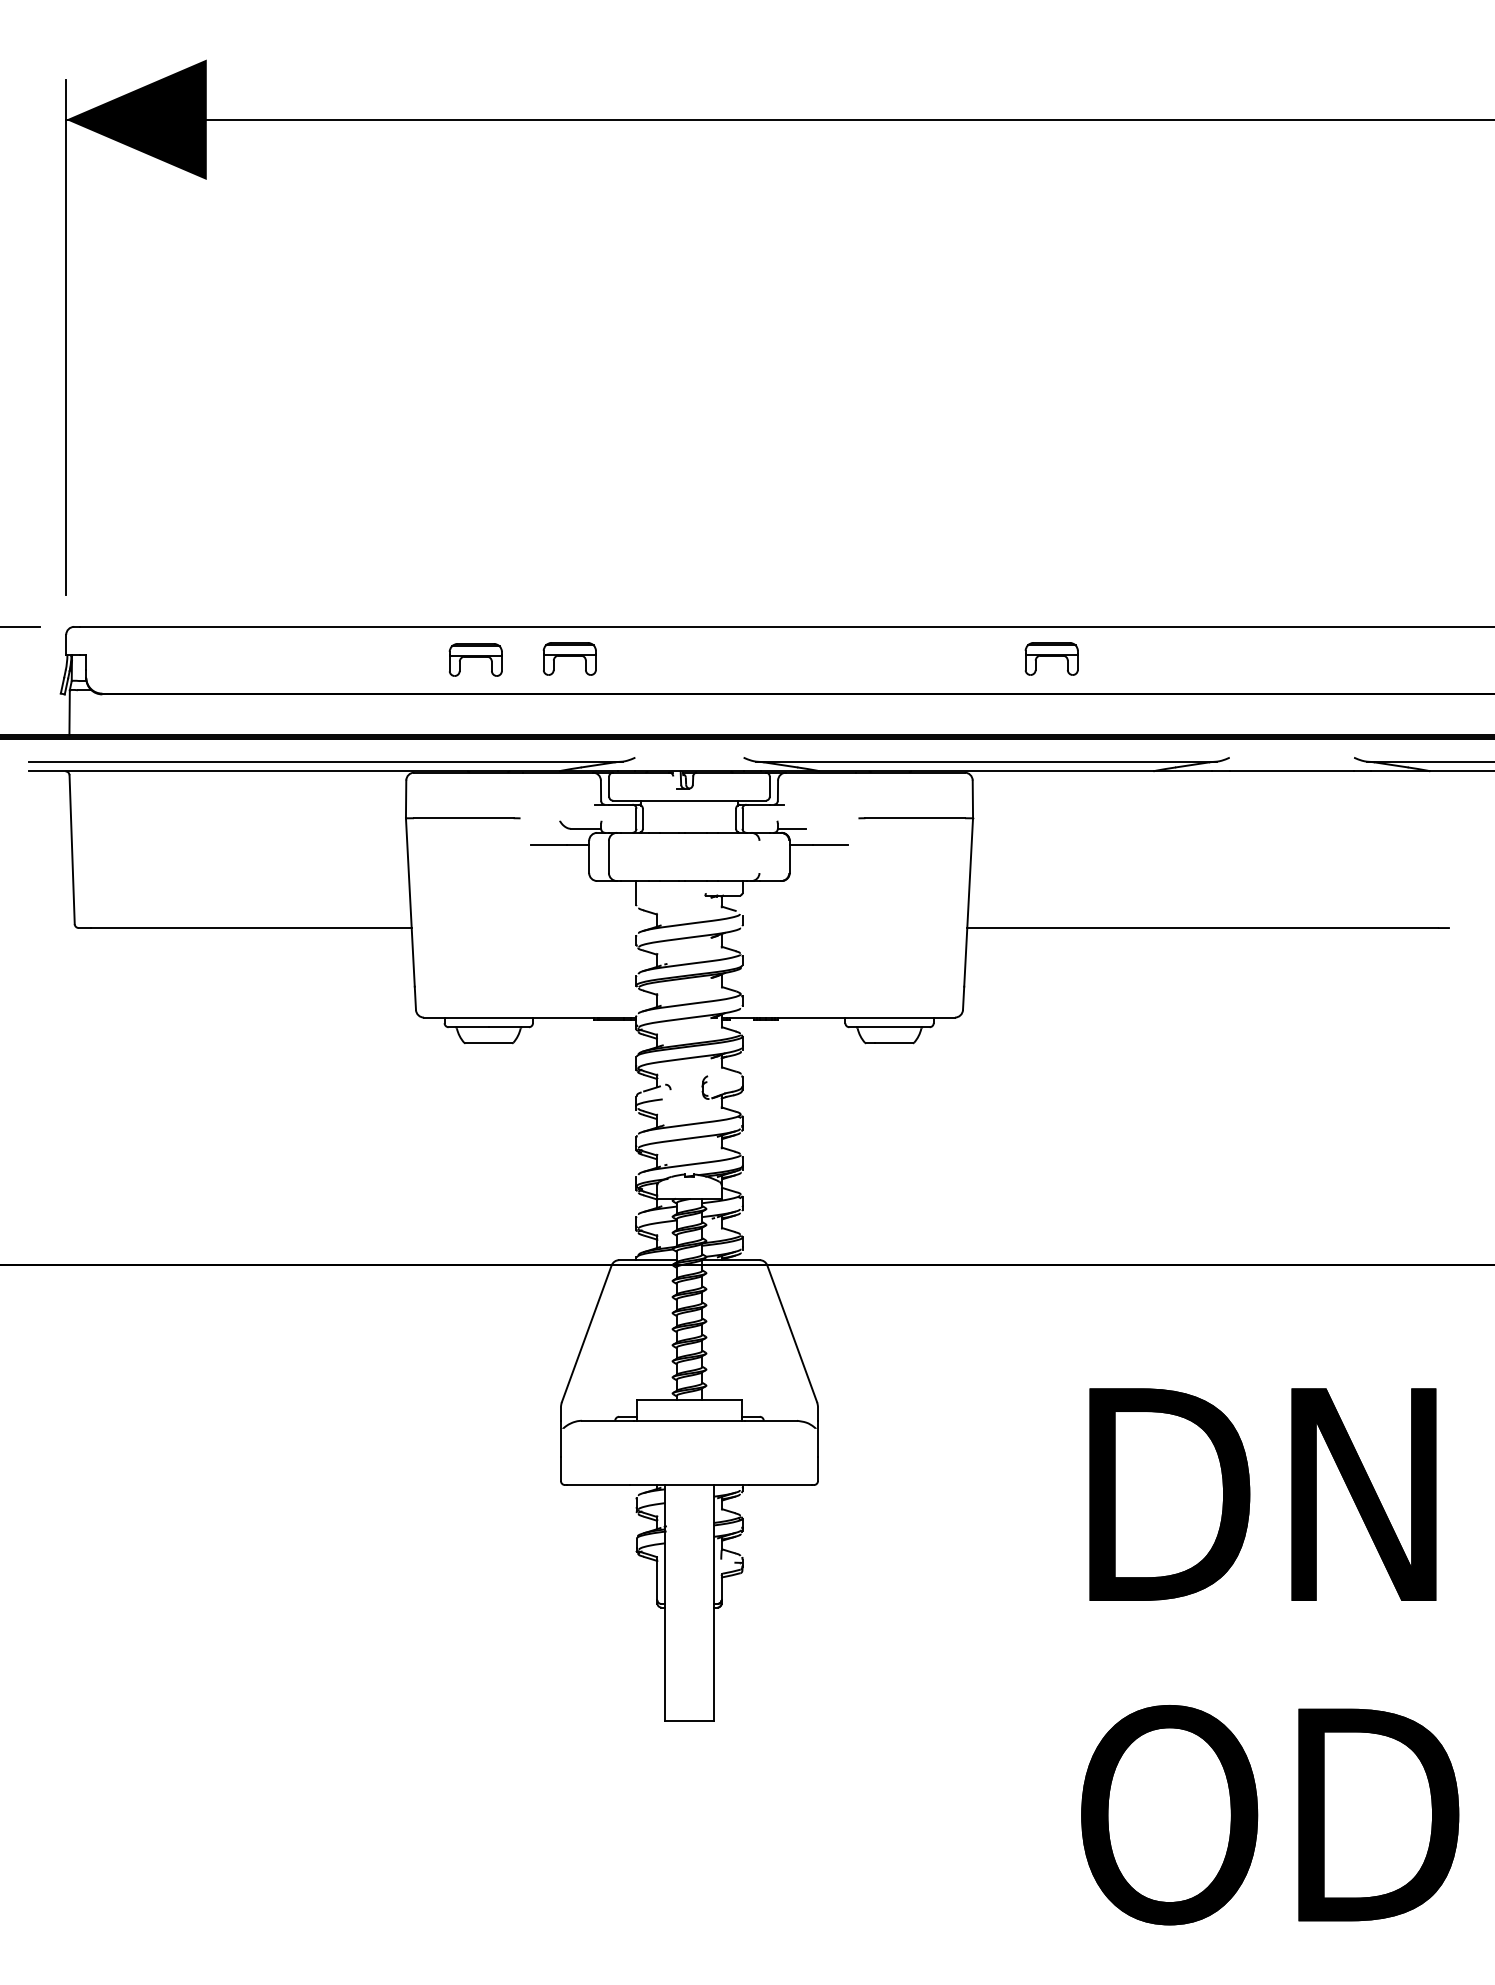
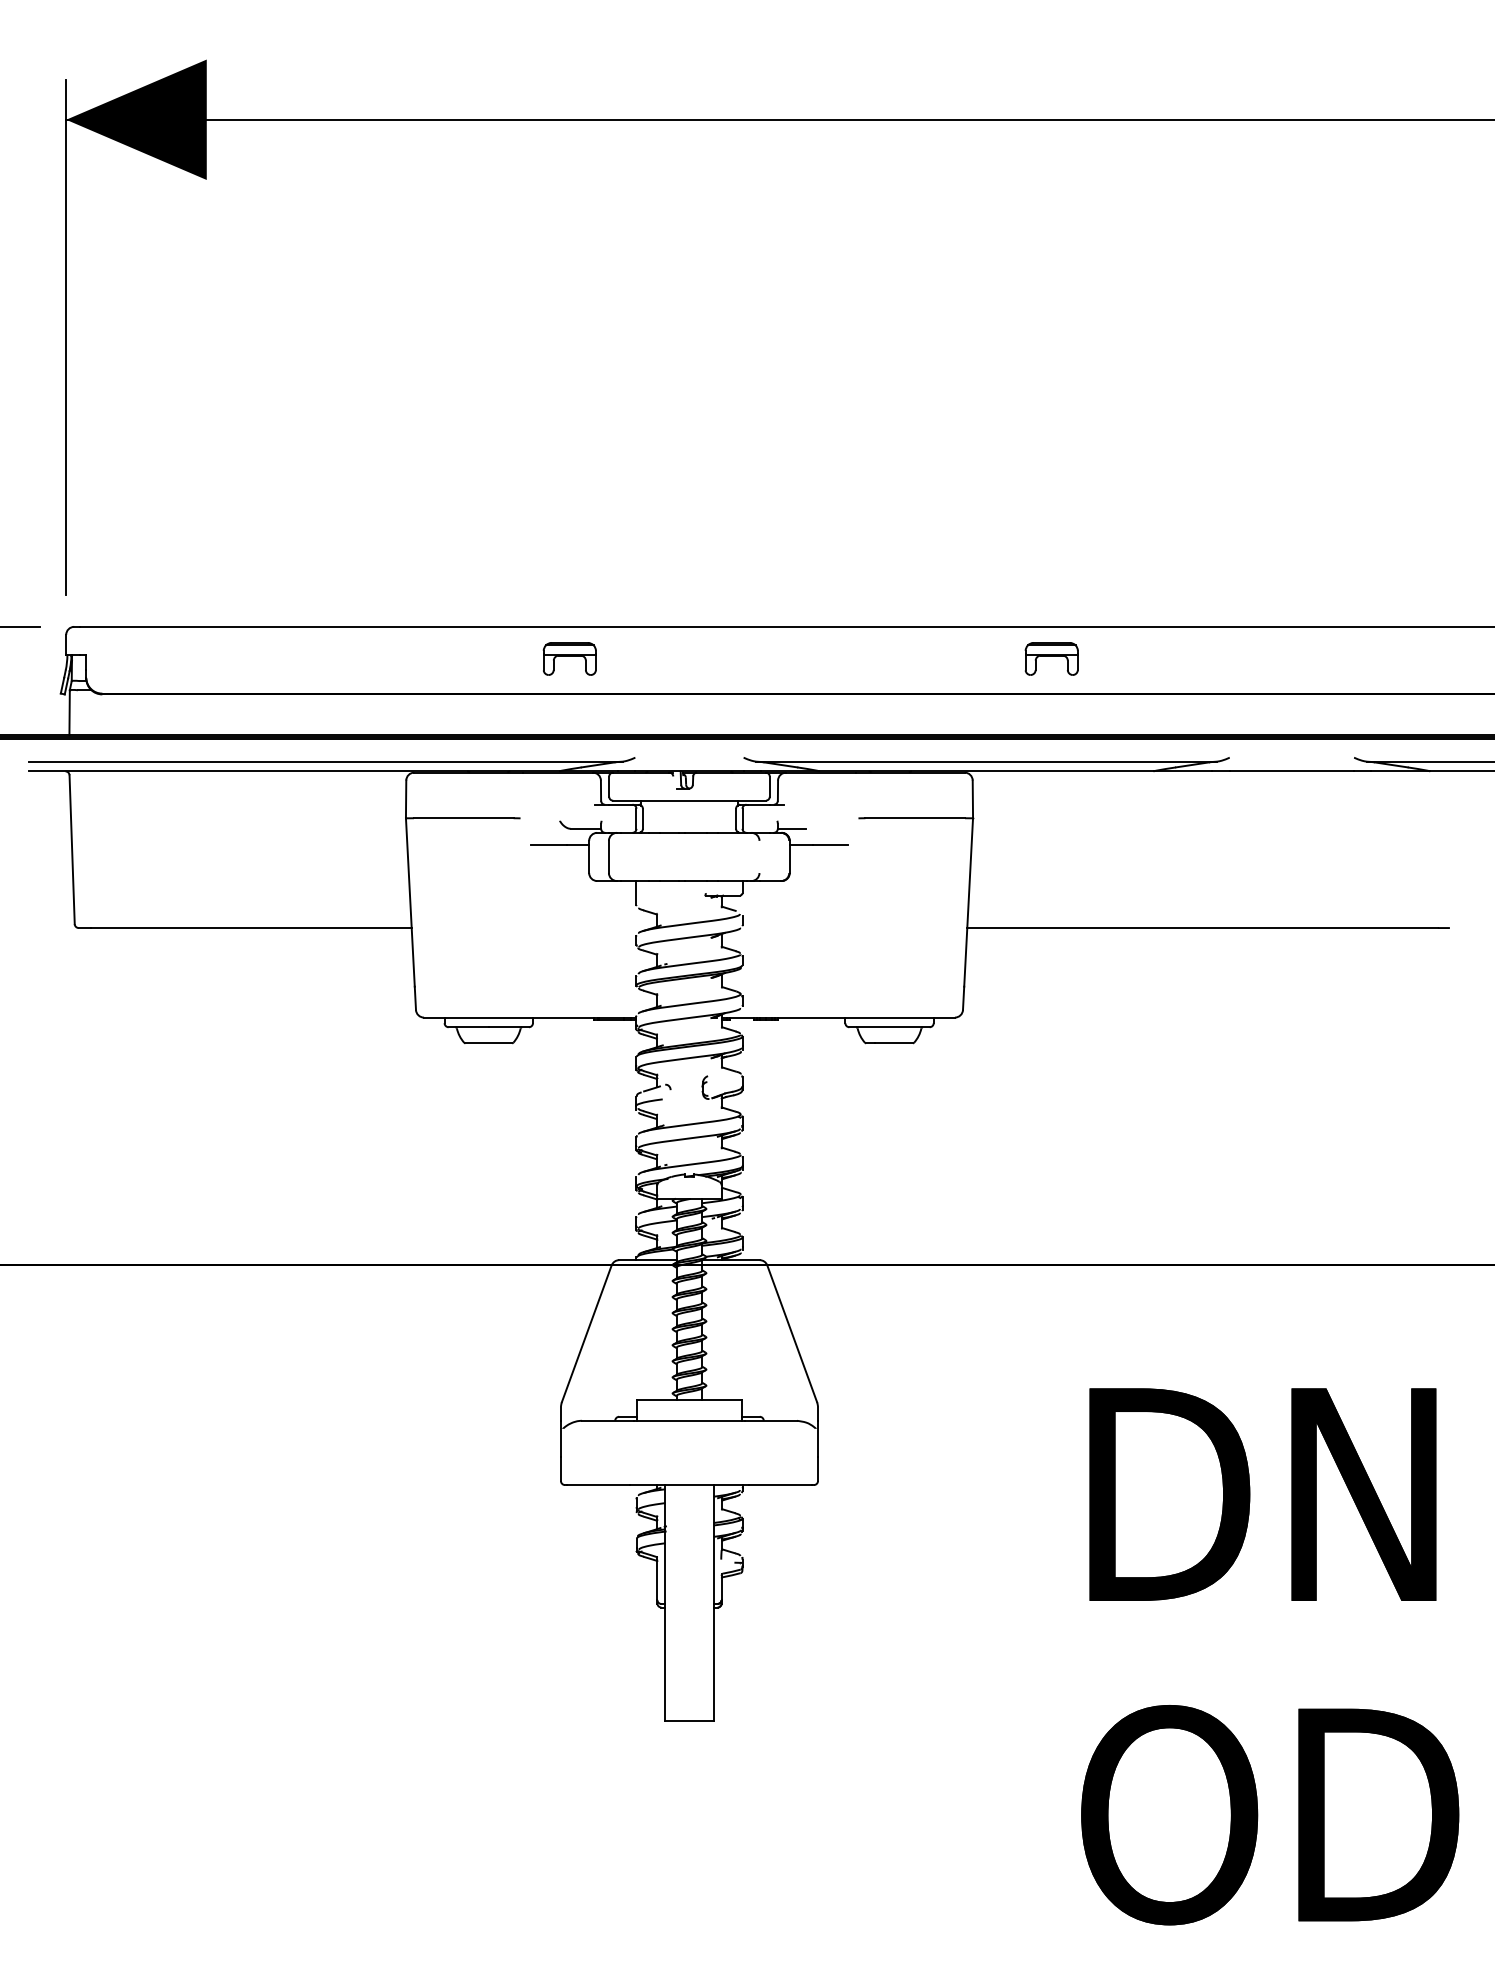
part: present -> none (475, 659)
